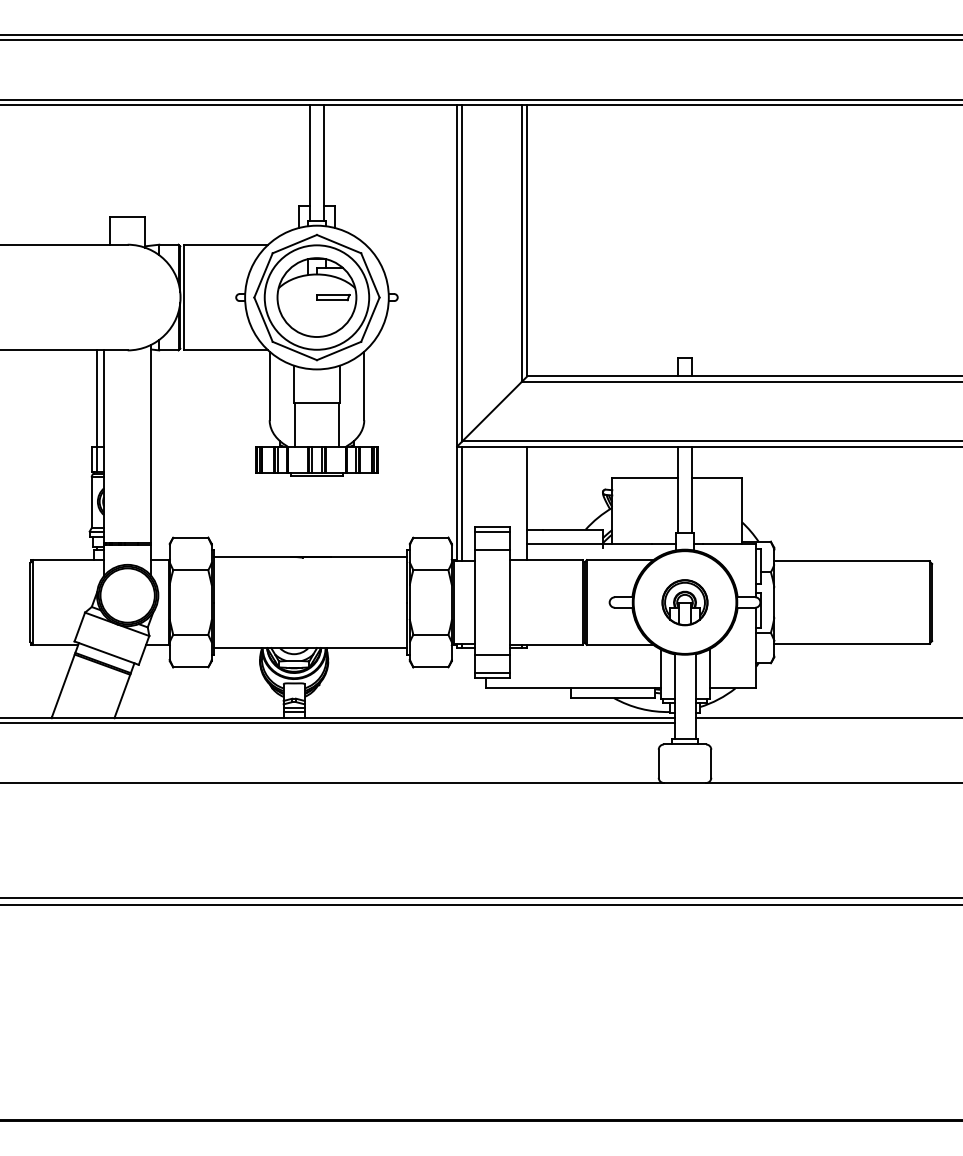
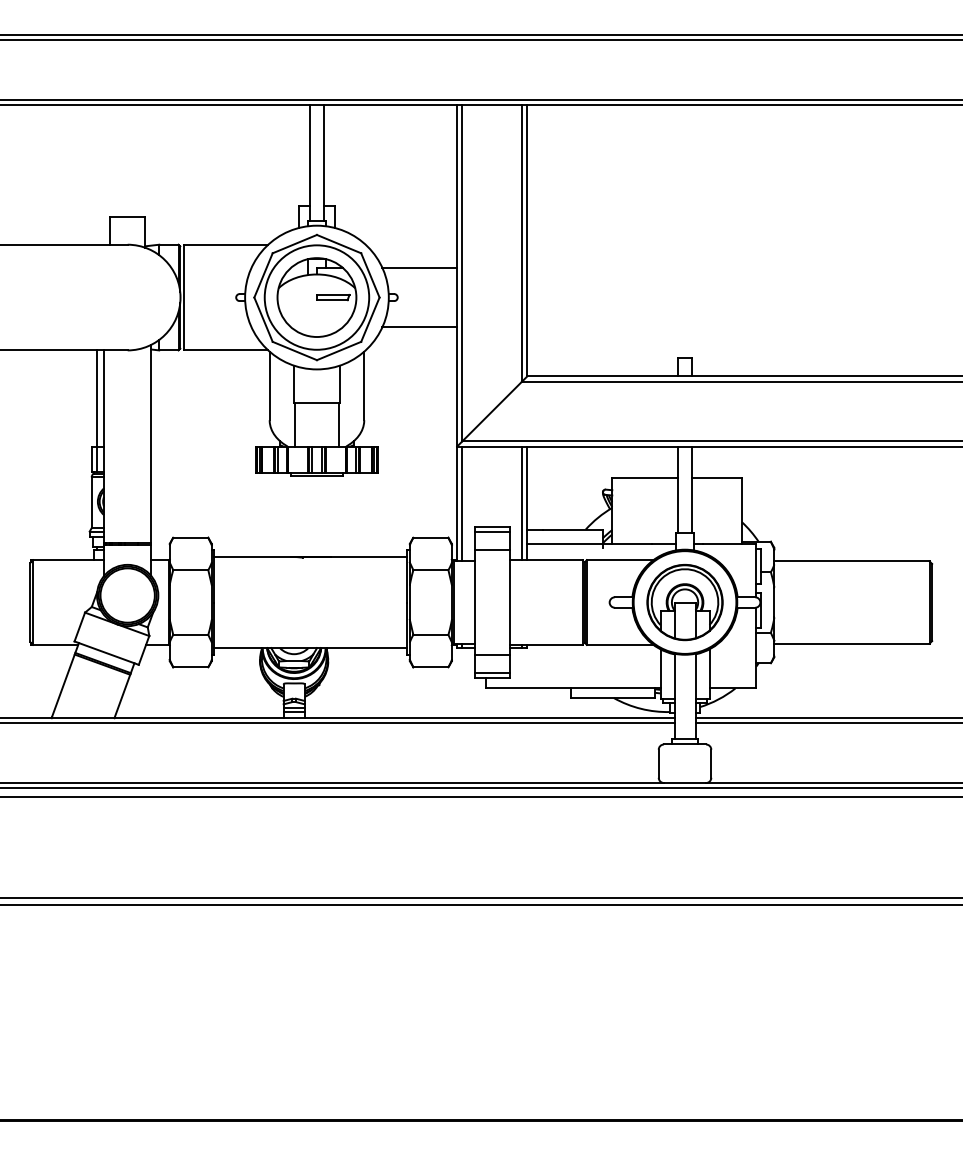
line: none -> present (419, 268)
line: none -> present (419, 327)
line: none -> present (522, 503)
part size: 48x48 px -> 78x78 px (684, 602)
line: none -> present (827, 723)
line: none -> present (480, 788)
line: none -> present (480, 797)
